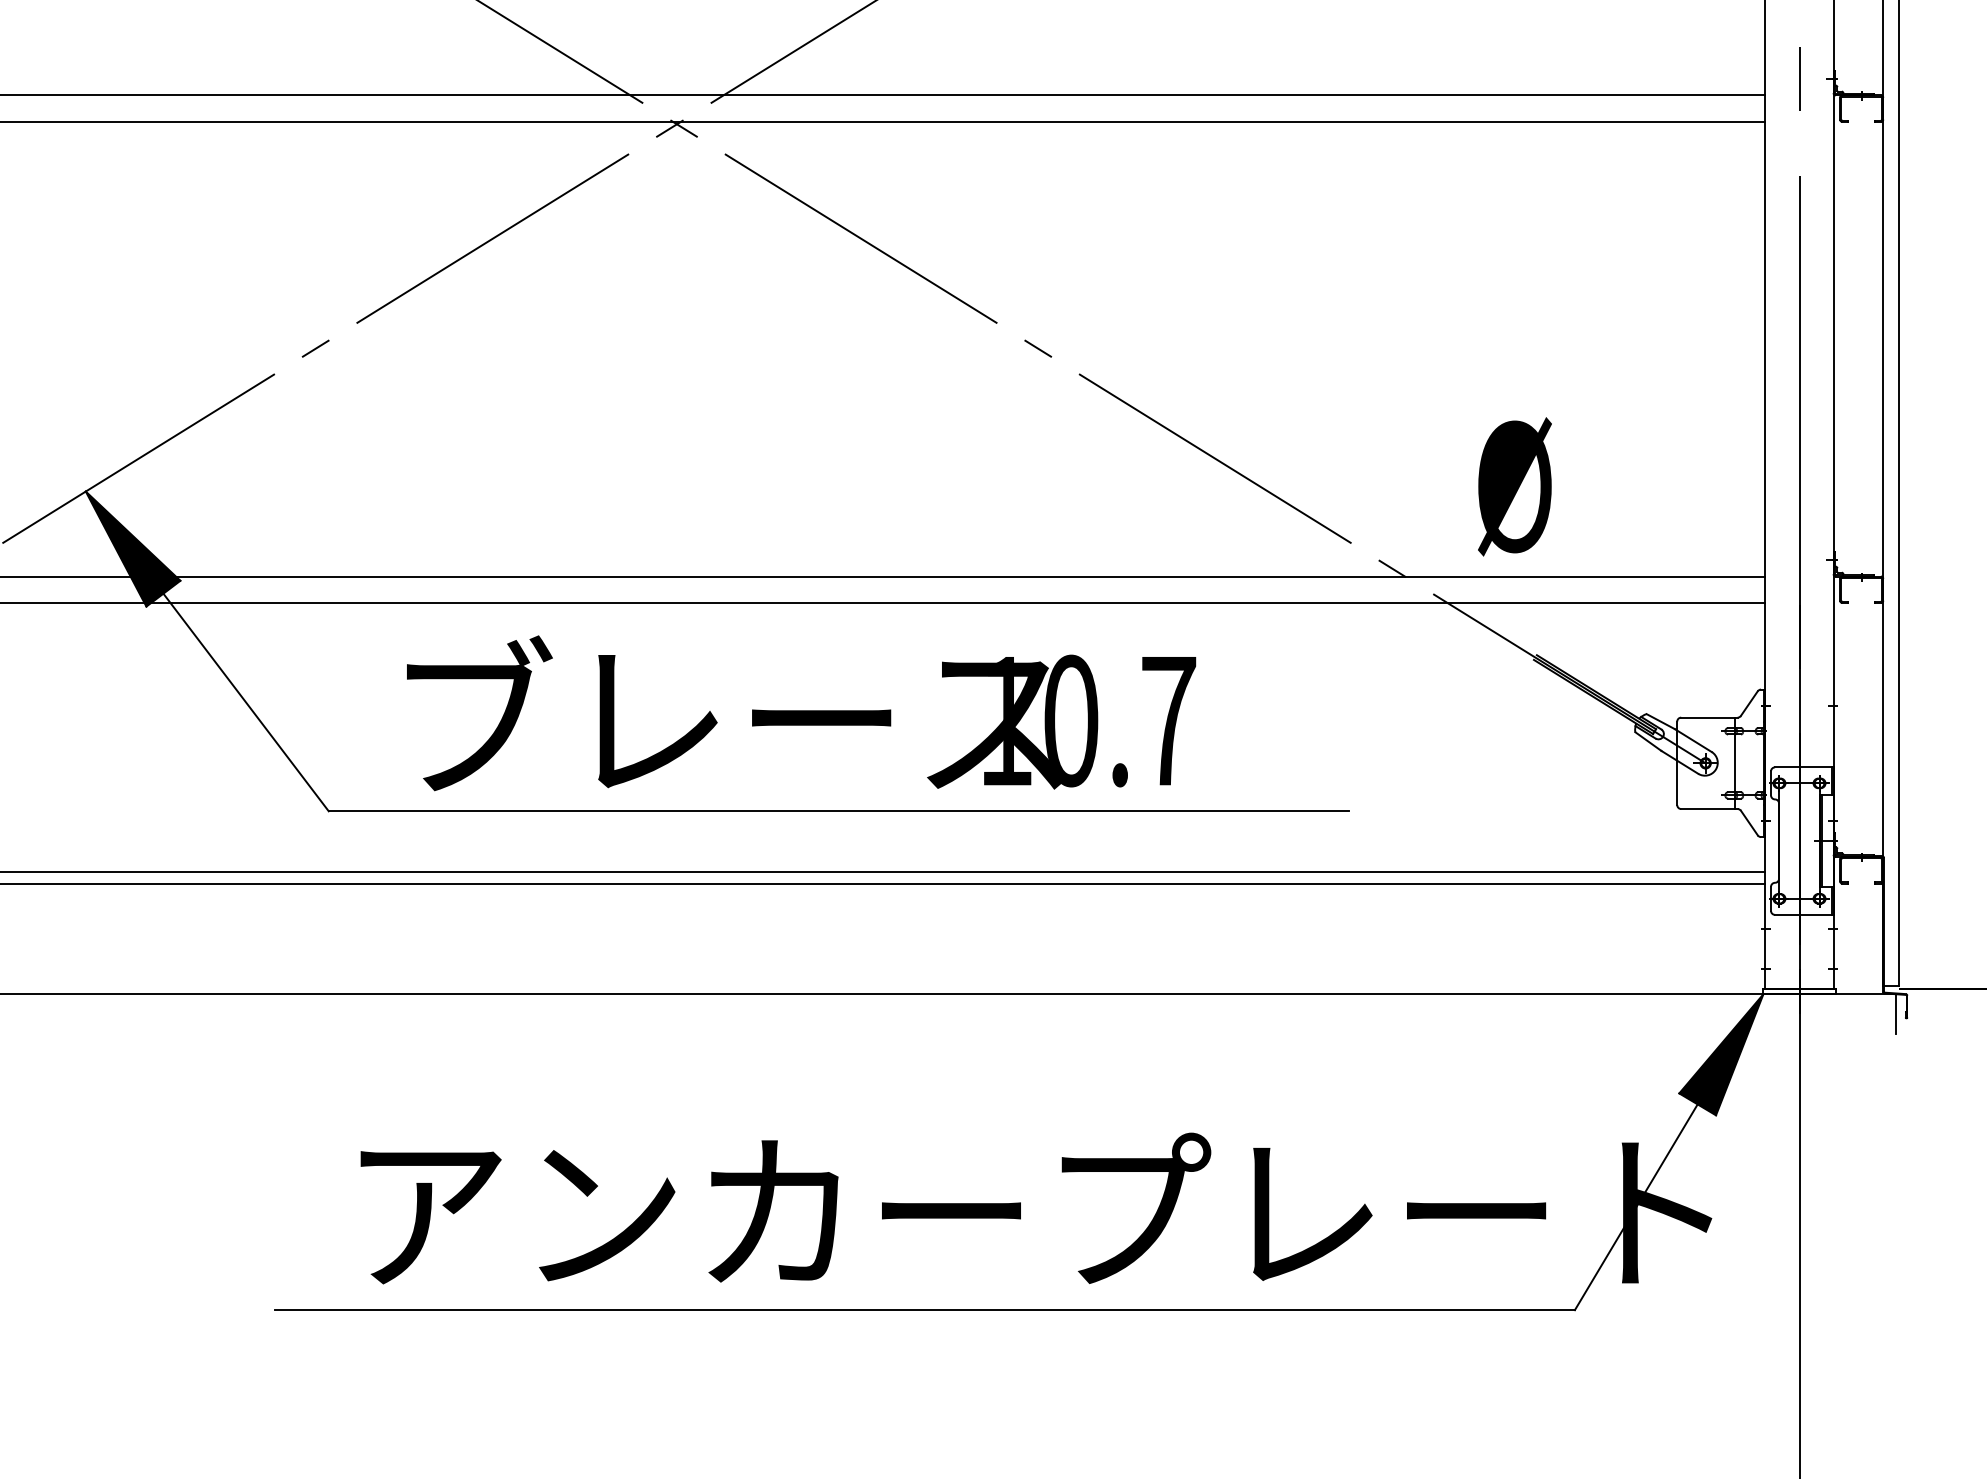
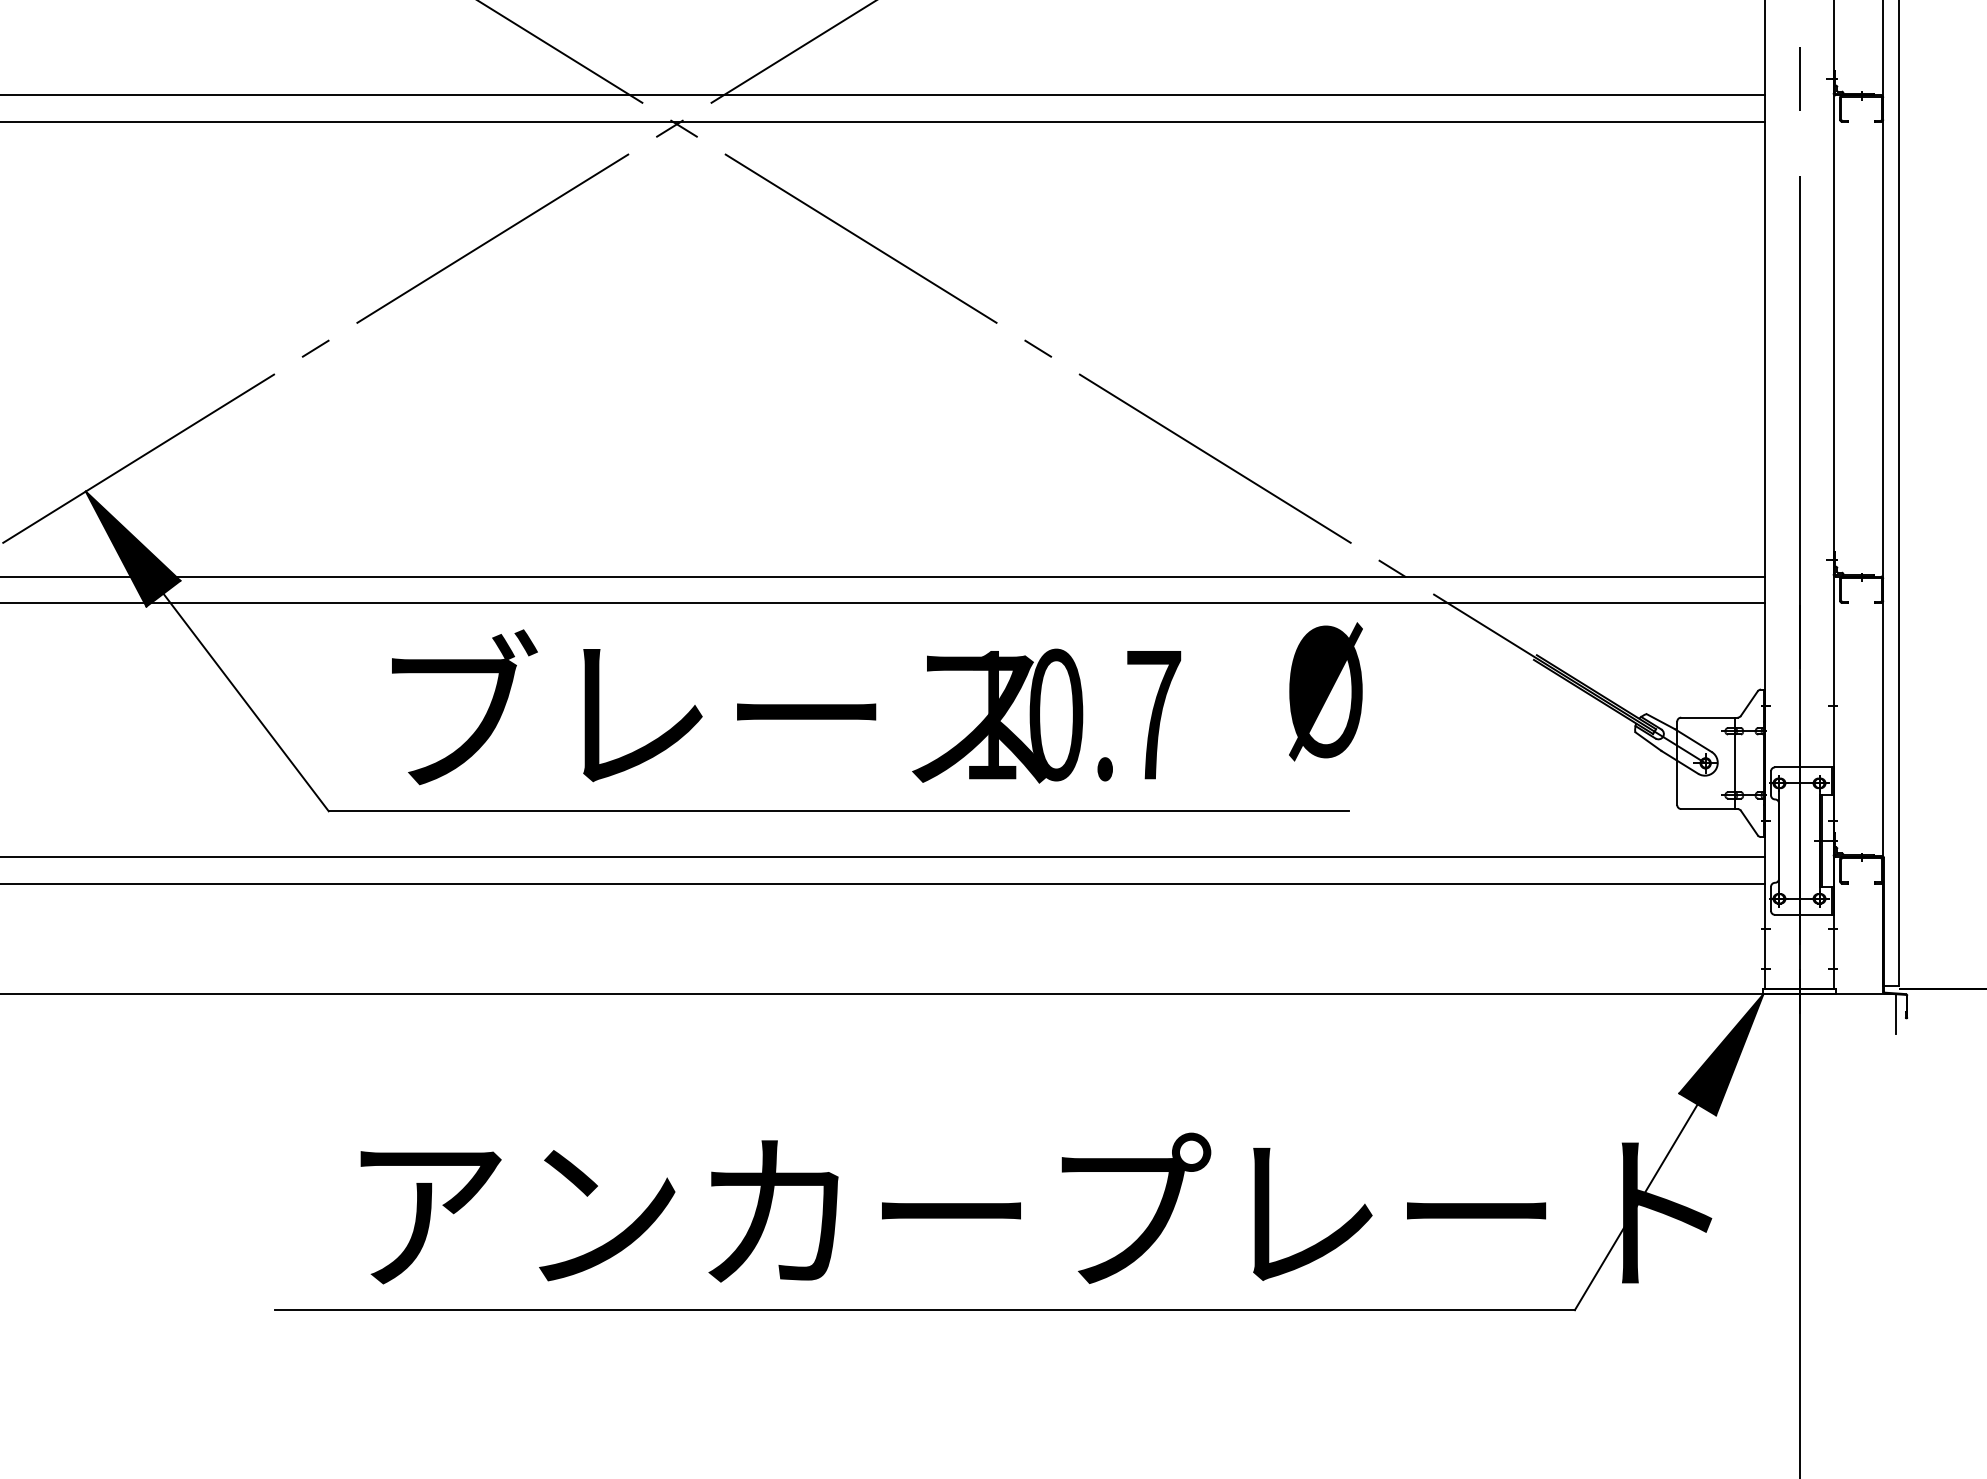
text position: (1514, 486) -> (1325, 691) (1325, 691)
text position: (801, 713) -> (786, 707) (786, 707)
line position: (883, 872) -> (883, 857) (883, 857)
